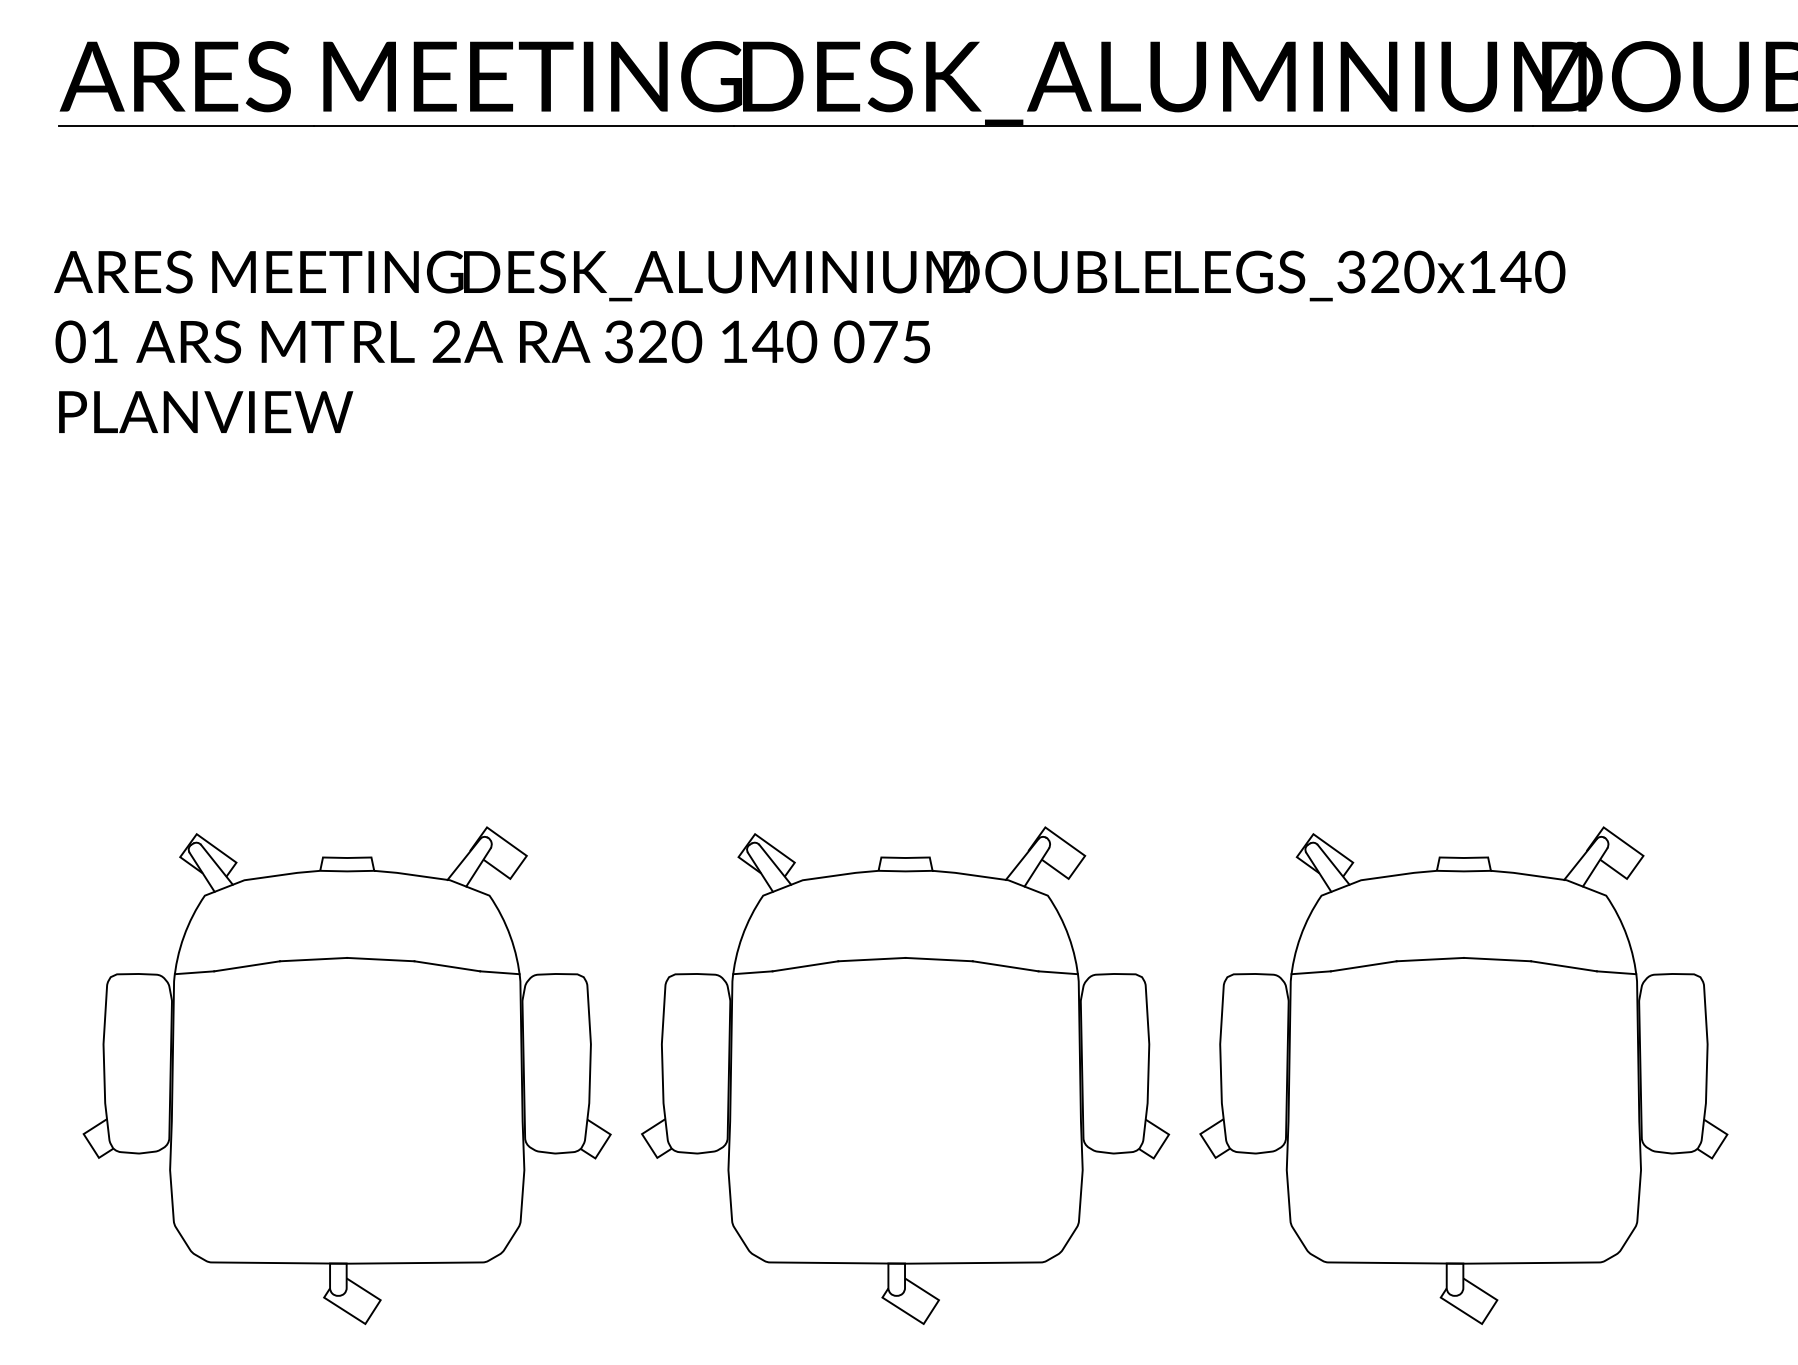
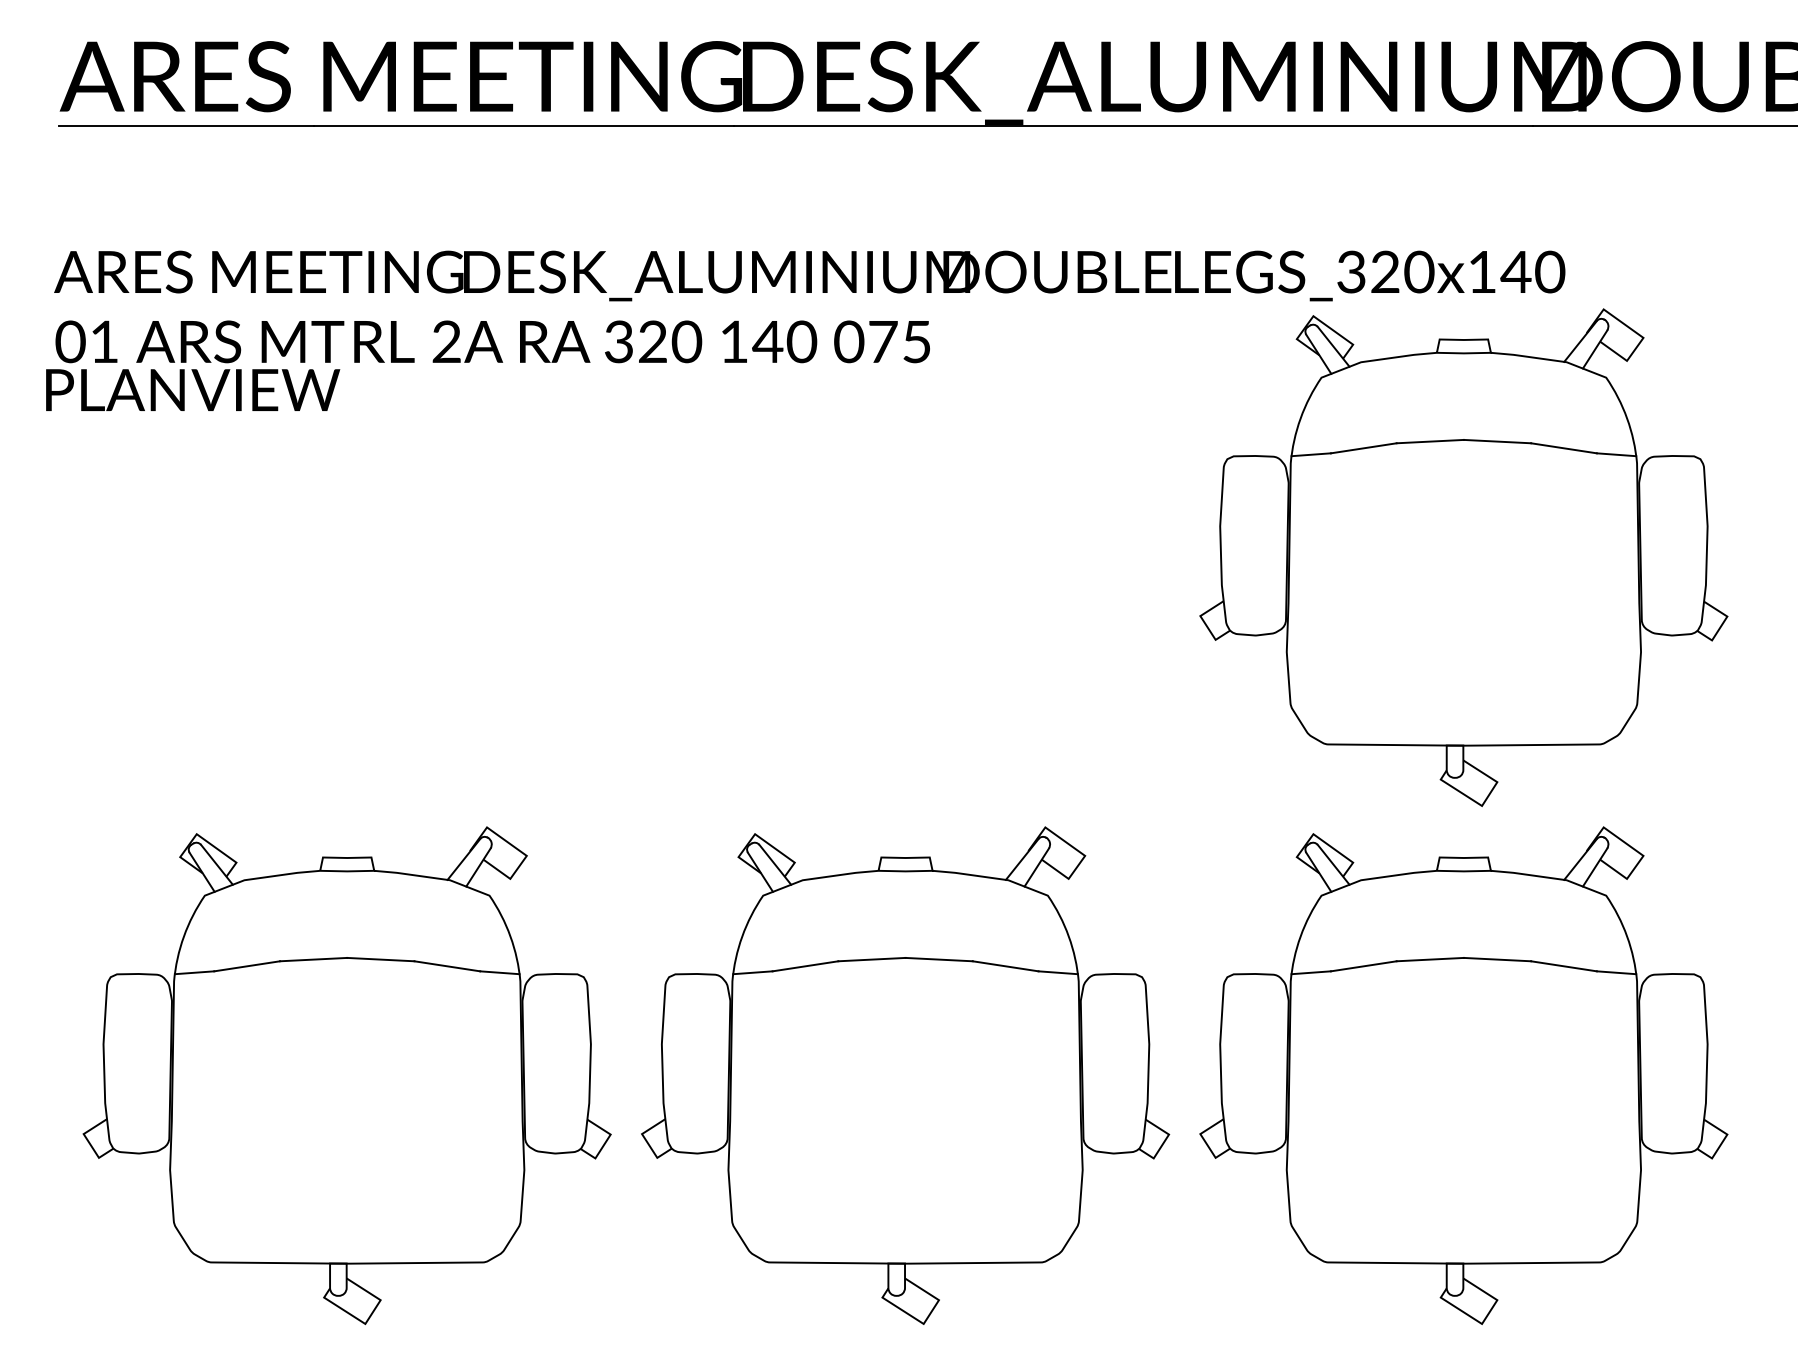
text position: (206, 411) -> (193, 389) (193, 389)
part: none -> present (1463, 557)
